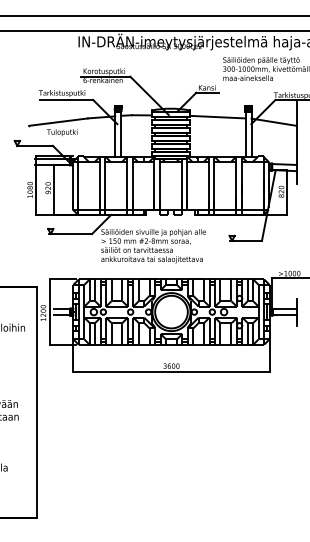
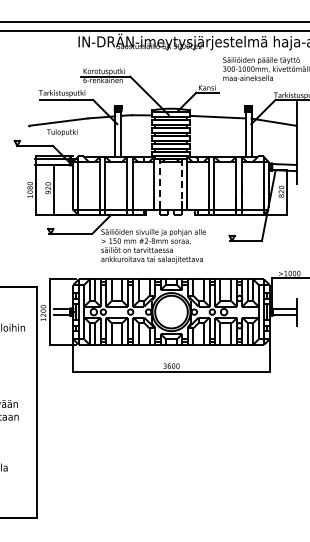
line position: (154, 16) -> (154, 22) (154, 22)
line: solid -> dashed (159, 183)
line: solid -> dashed (181, 184)
